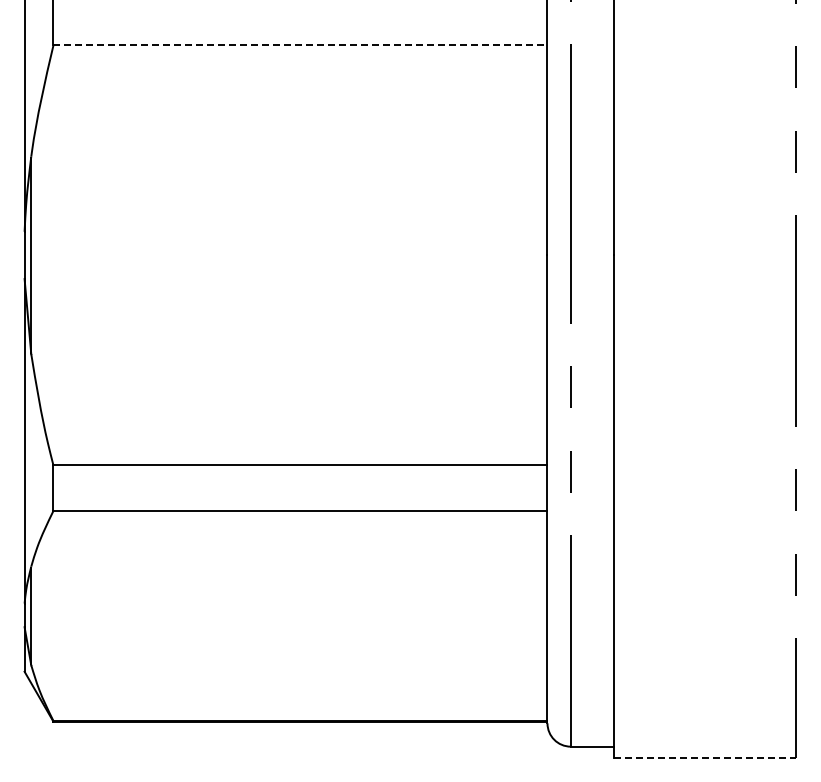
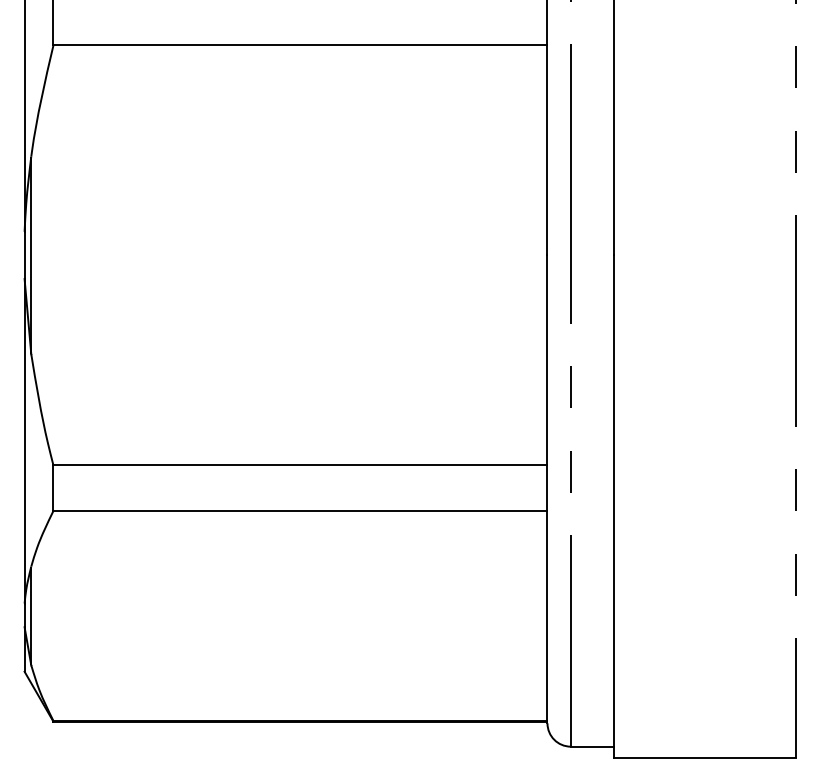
line: dashed -> solid (300, 45)
line: dashed -> solid (705, 758)
